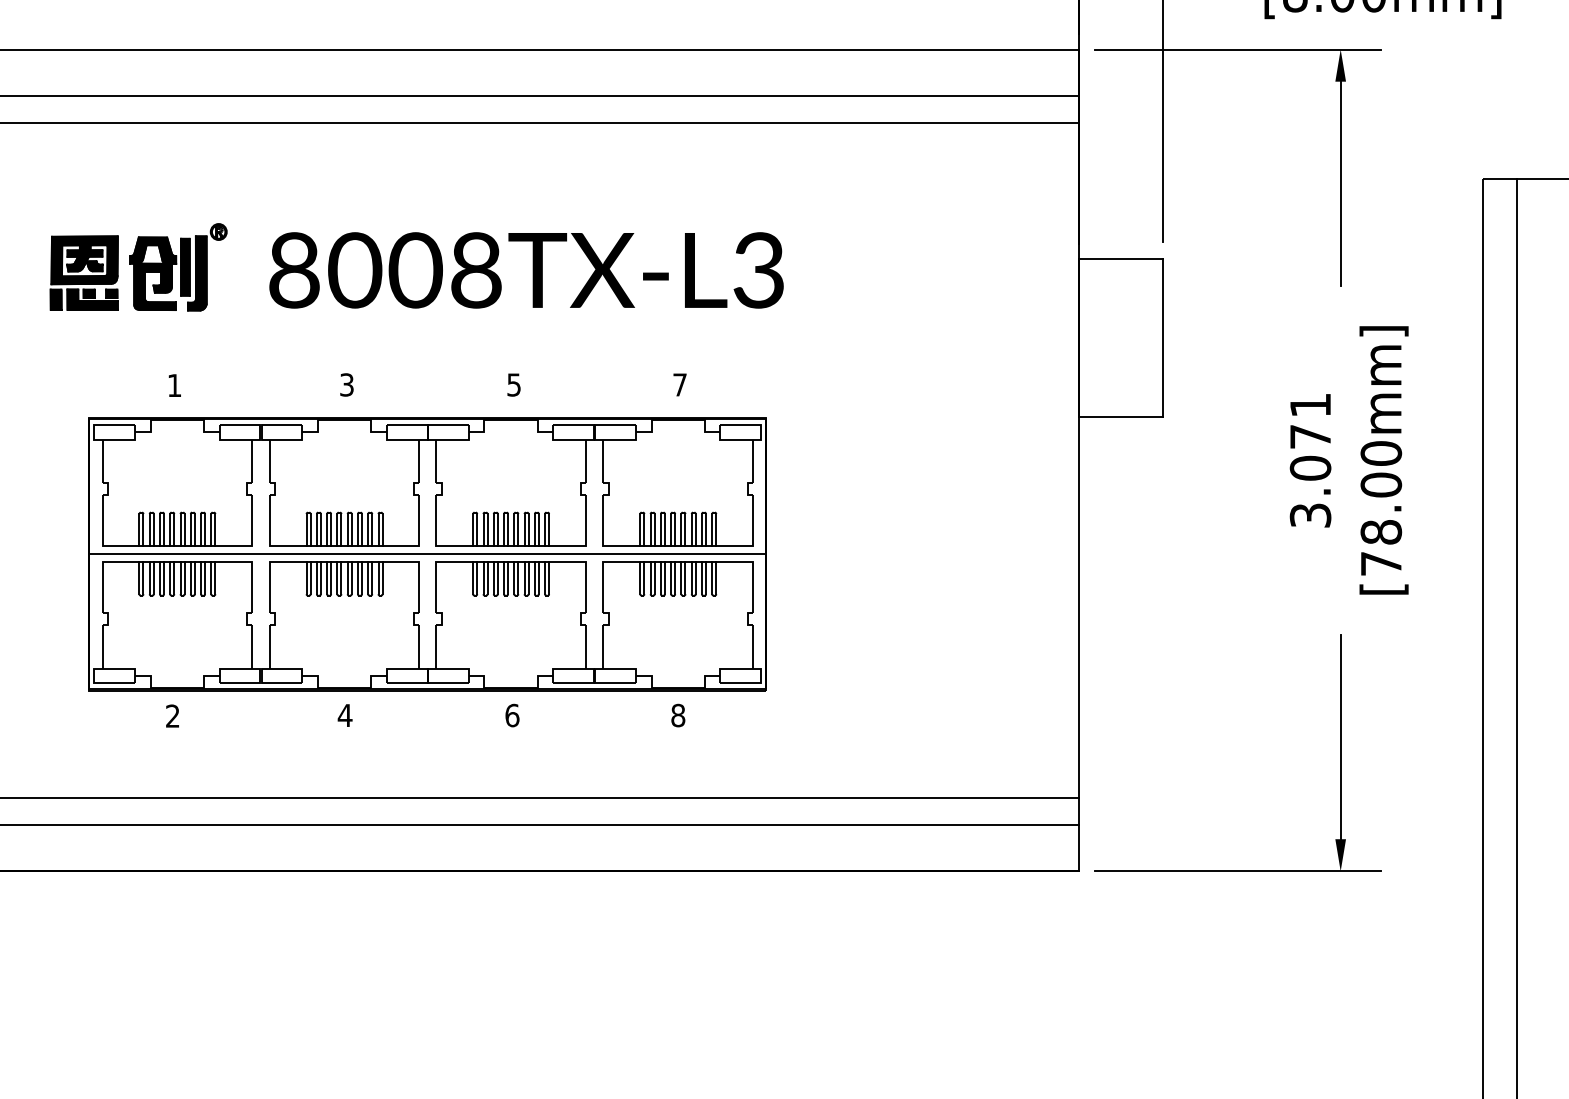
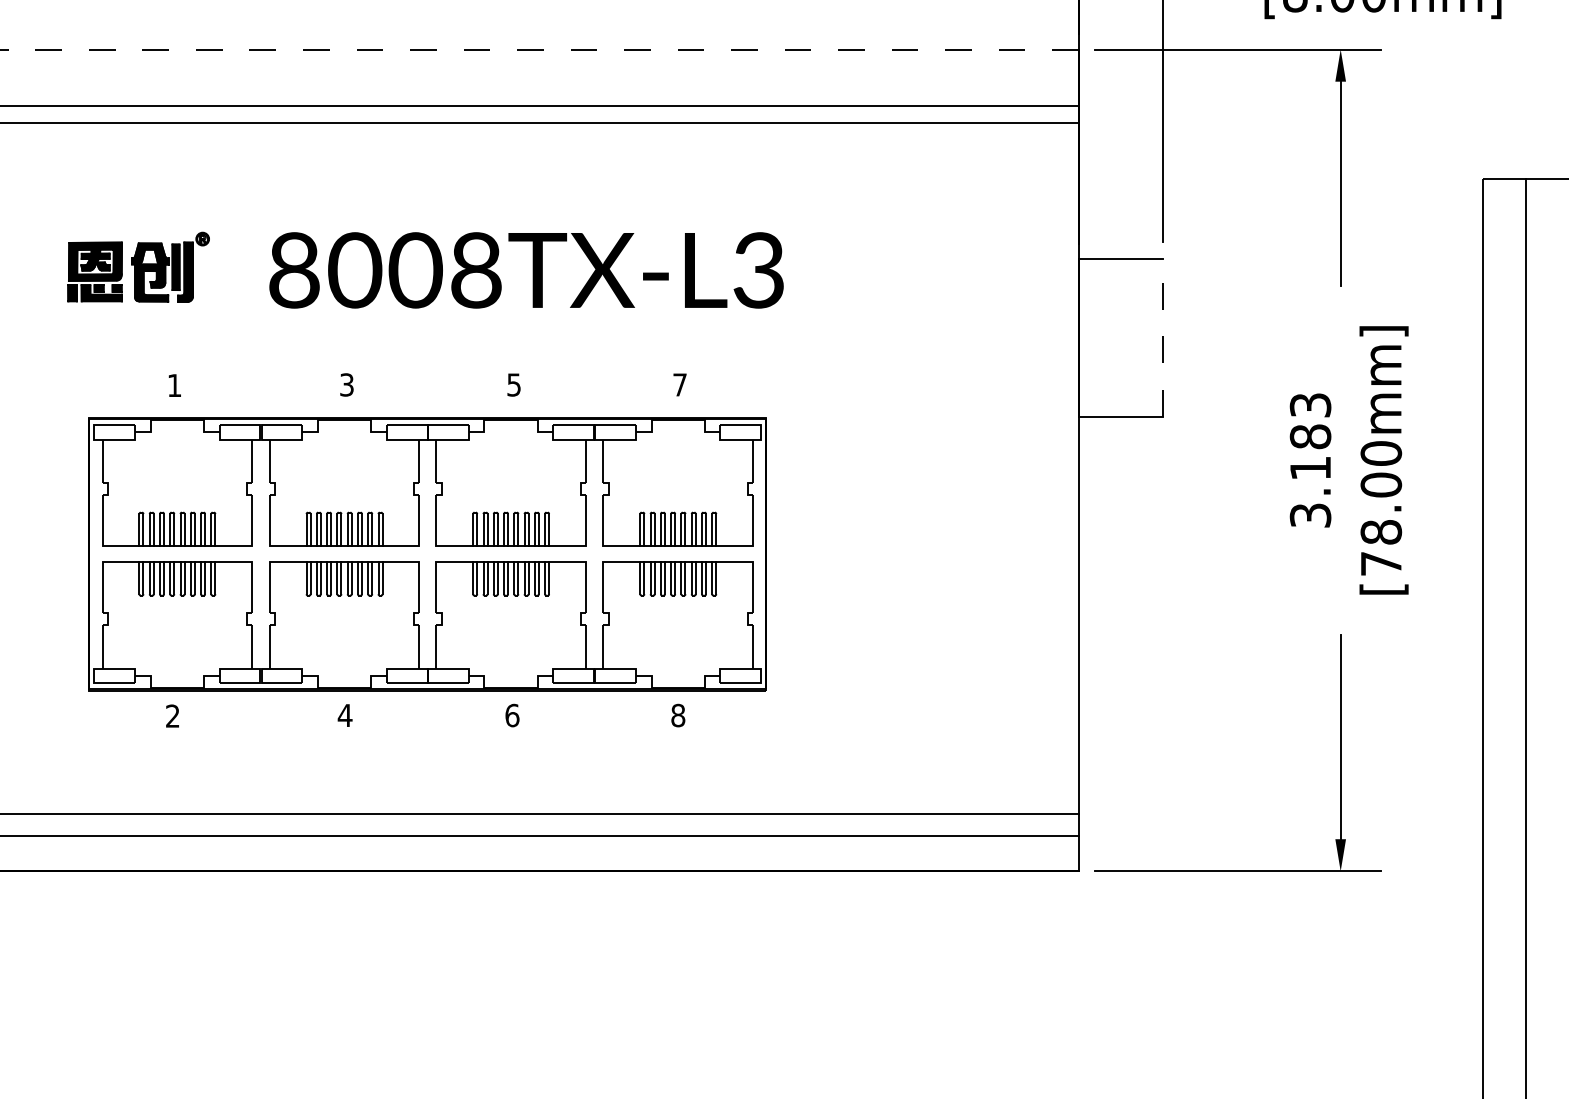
line: solid -> dashed (539, 49)
line position: (540, 96) -> (540, 106) (540, 106)
part size: 179x89 px -> 143x72 px (138, 266)
line: solid -> dashed (1163, 337)
text: 3.071 -> 3.183 (1310, 436)
line: present -> none (427, 554)
line position: (1516, 636) -> (1525, 636) (1525, 636)
line position: (540, 797) -> (540, 813) (540, 813)
line position: (540, 824) -> (540, 835) (540, 835)
